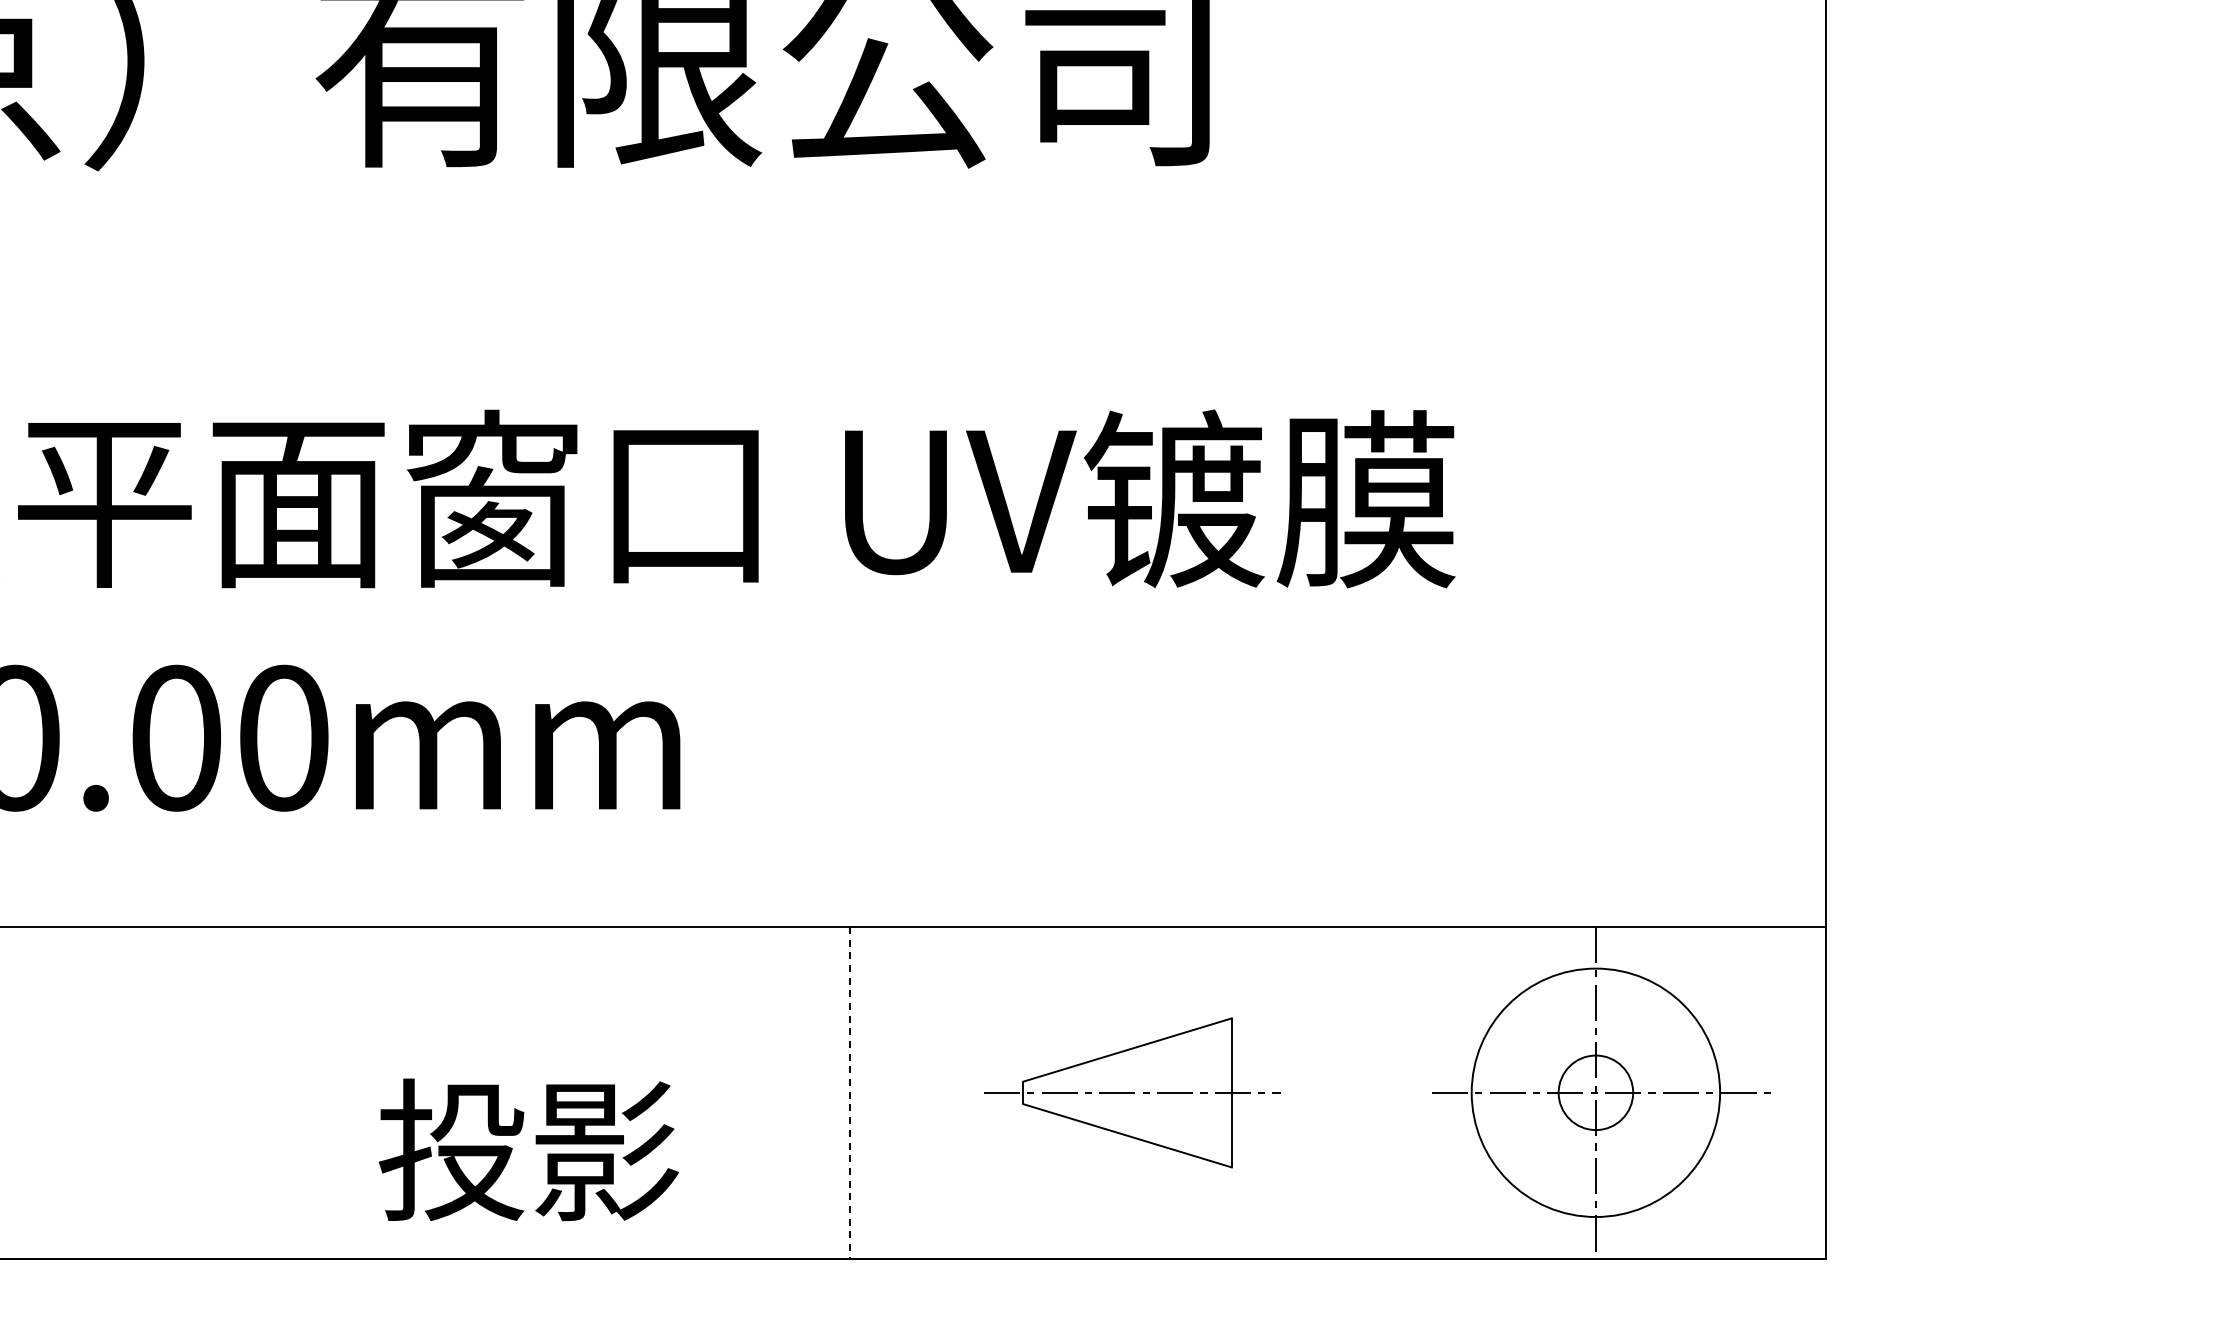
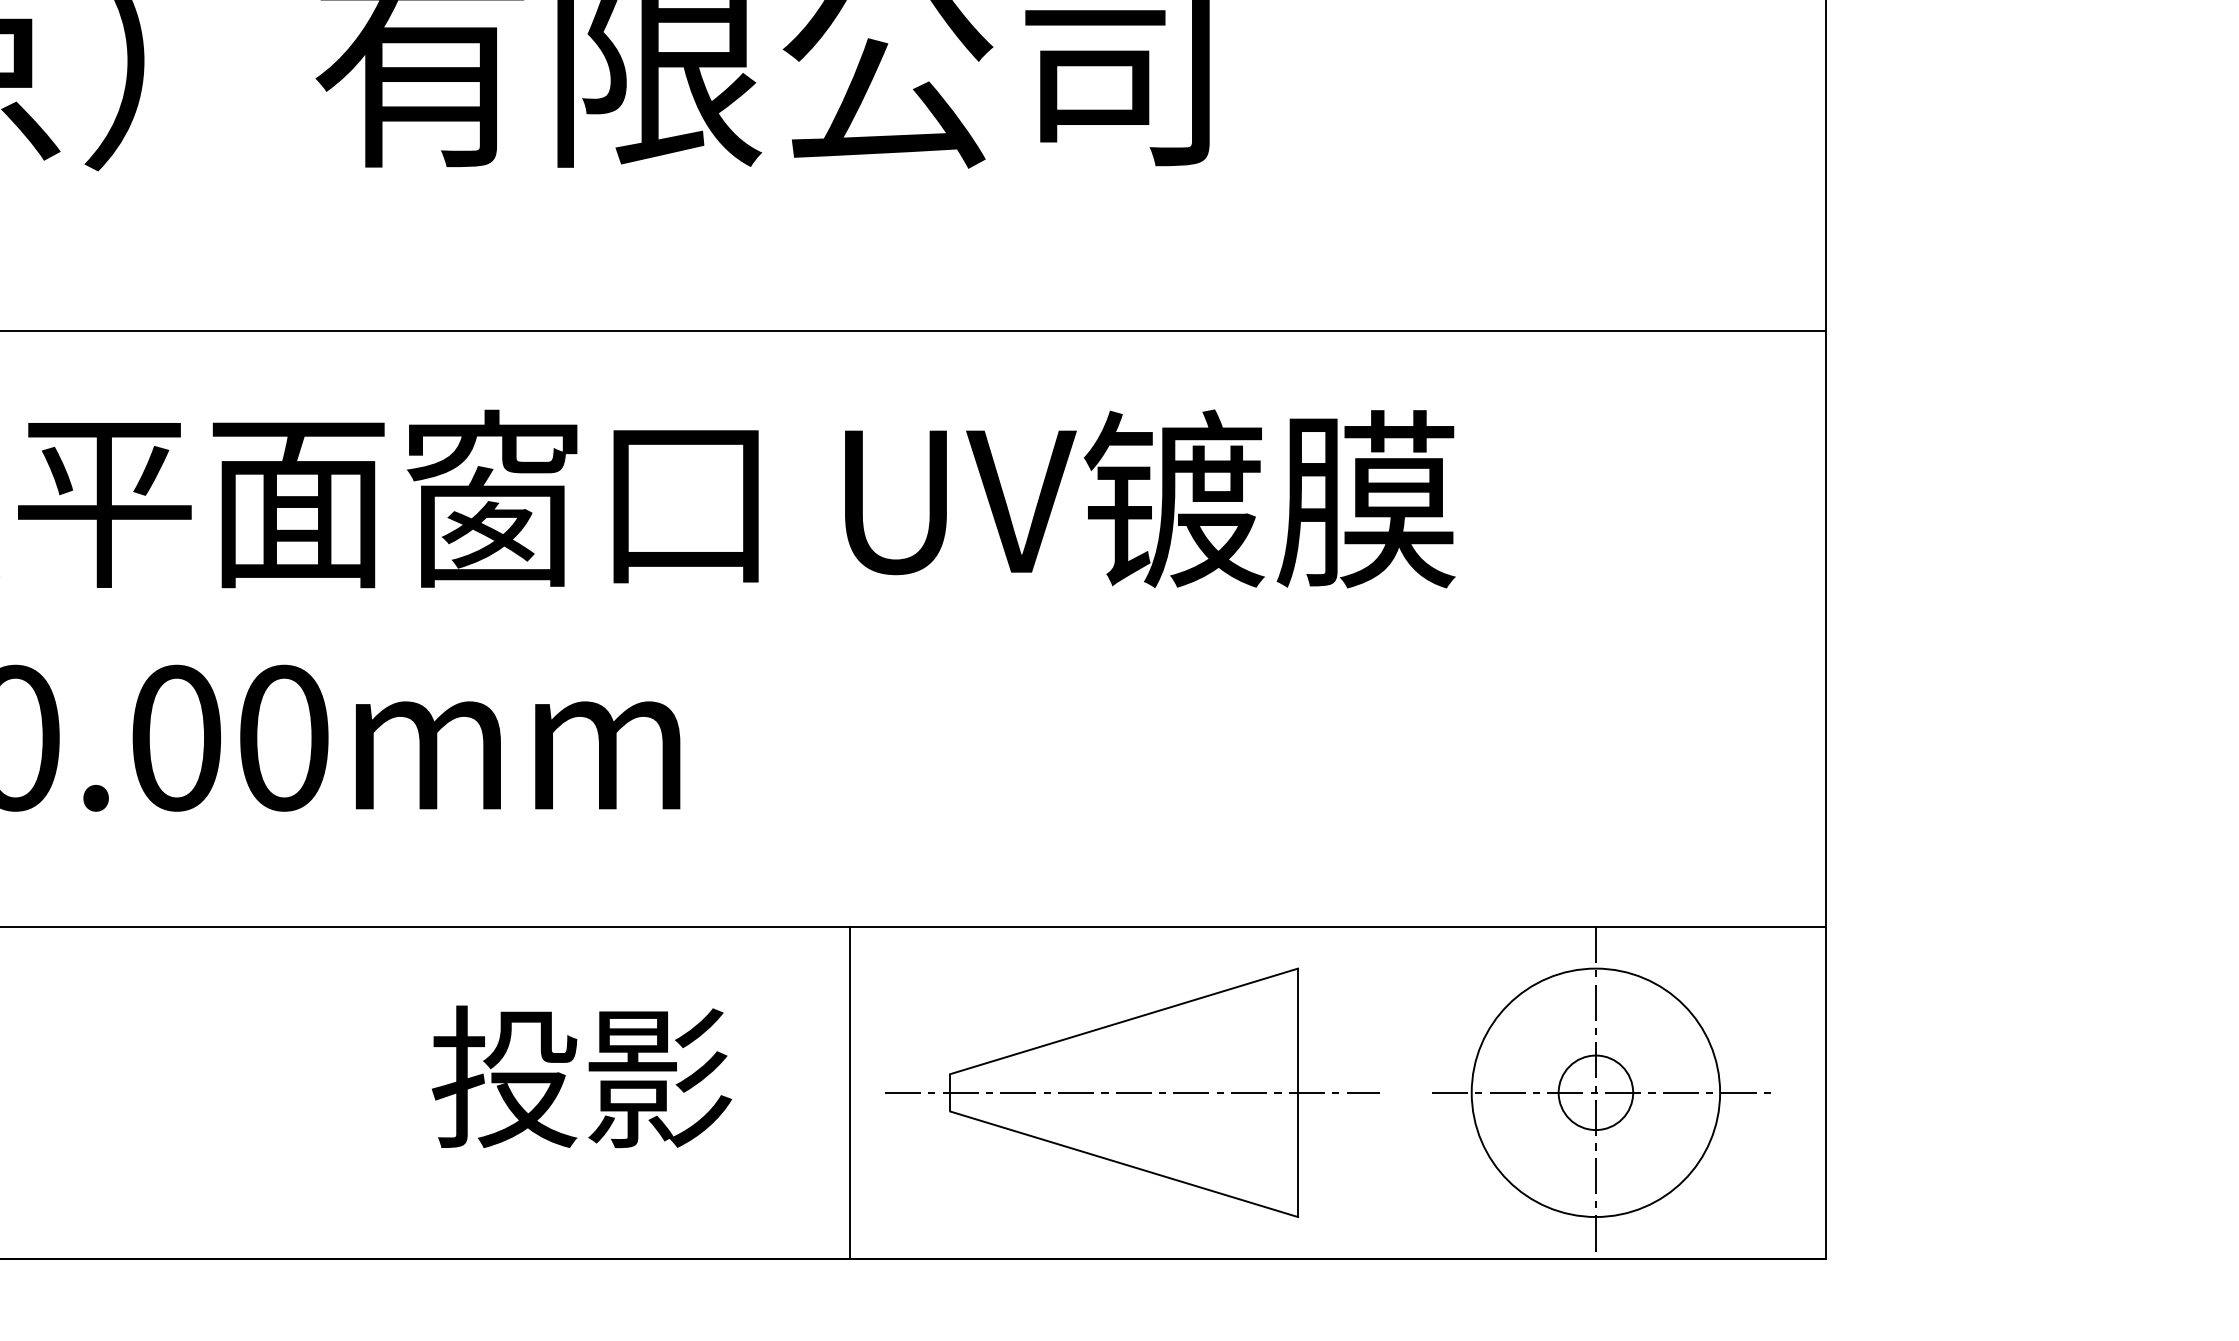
line: none -> present (913, 331)
line: dashed -> solid (850, 1092)
part size: 297x152 px -> 495x252 px (1132, 1092)
text position: (528, 1149) -> (581, 1076) (581, 1076)
